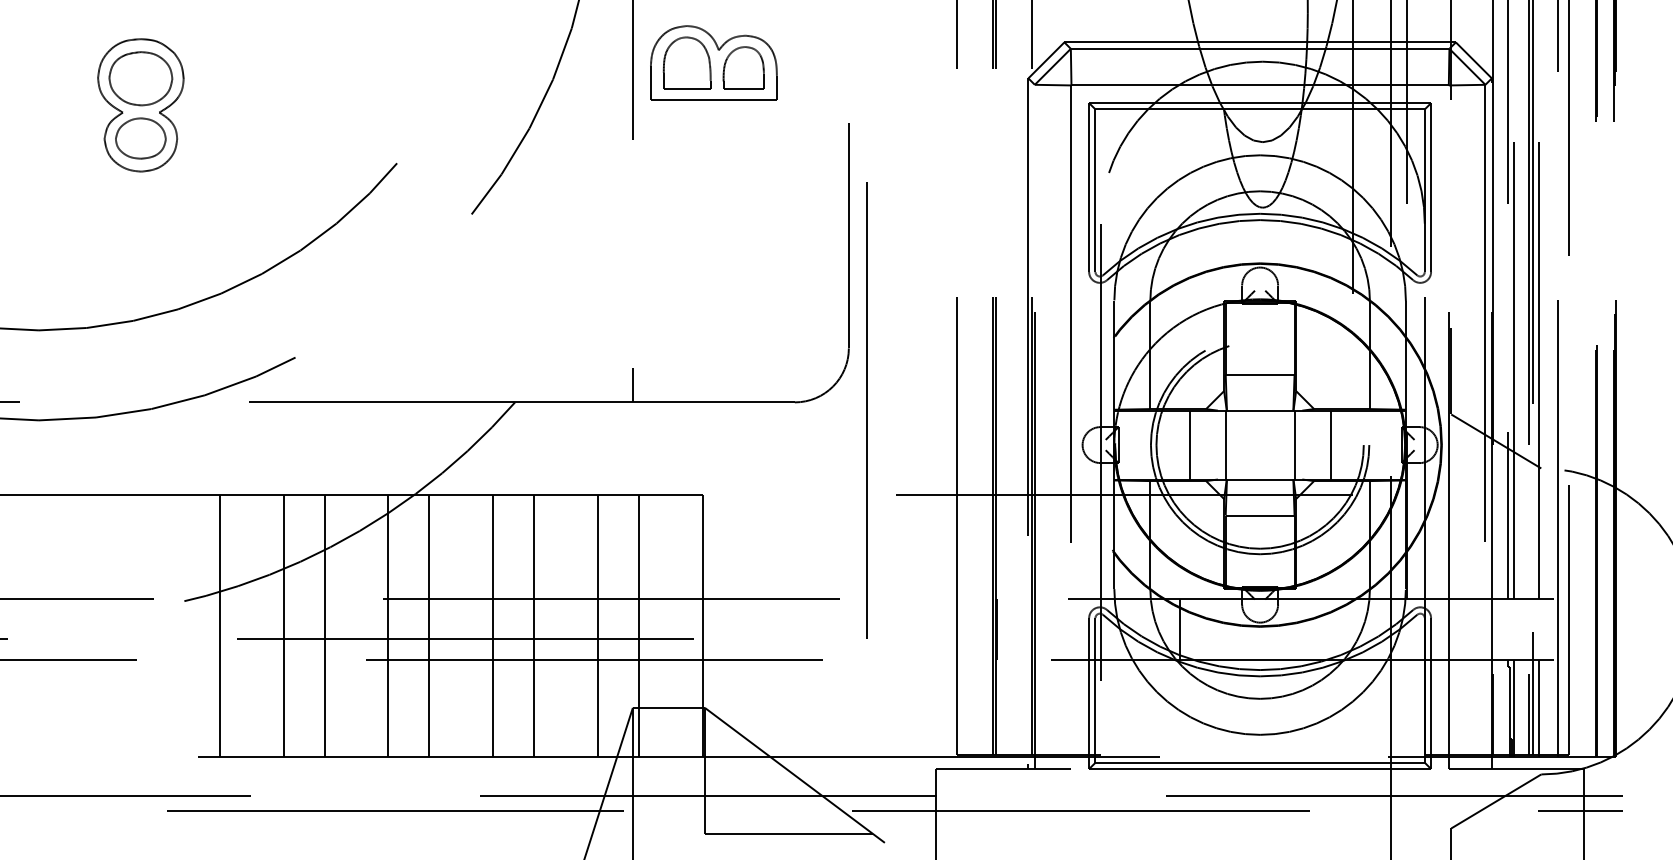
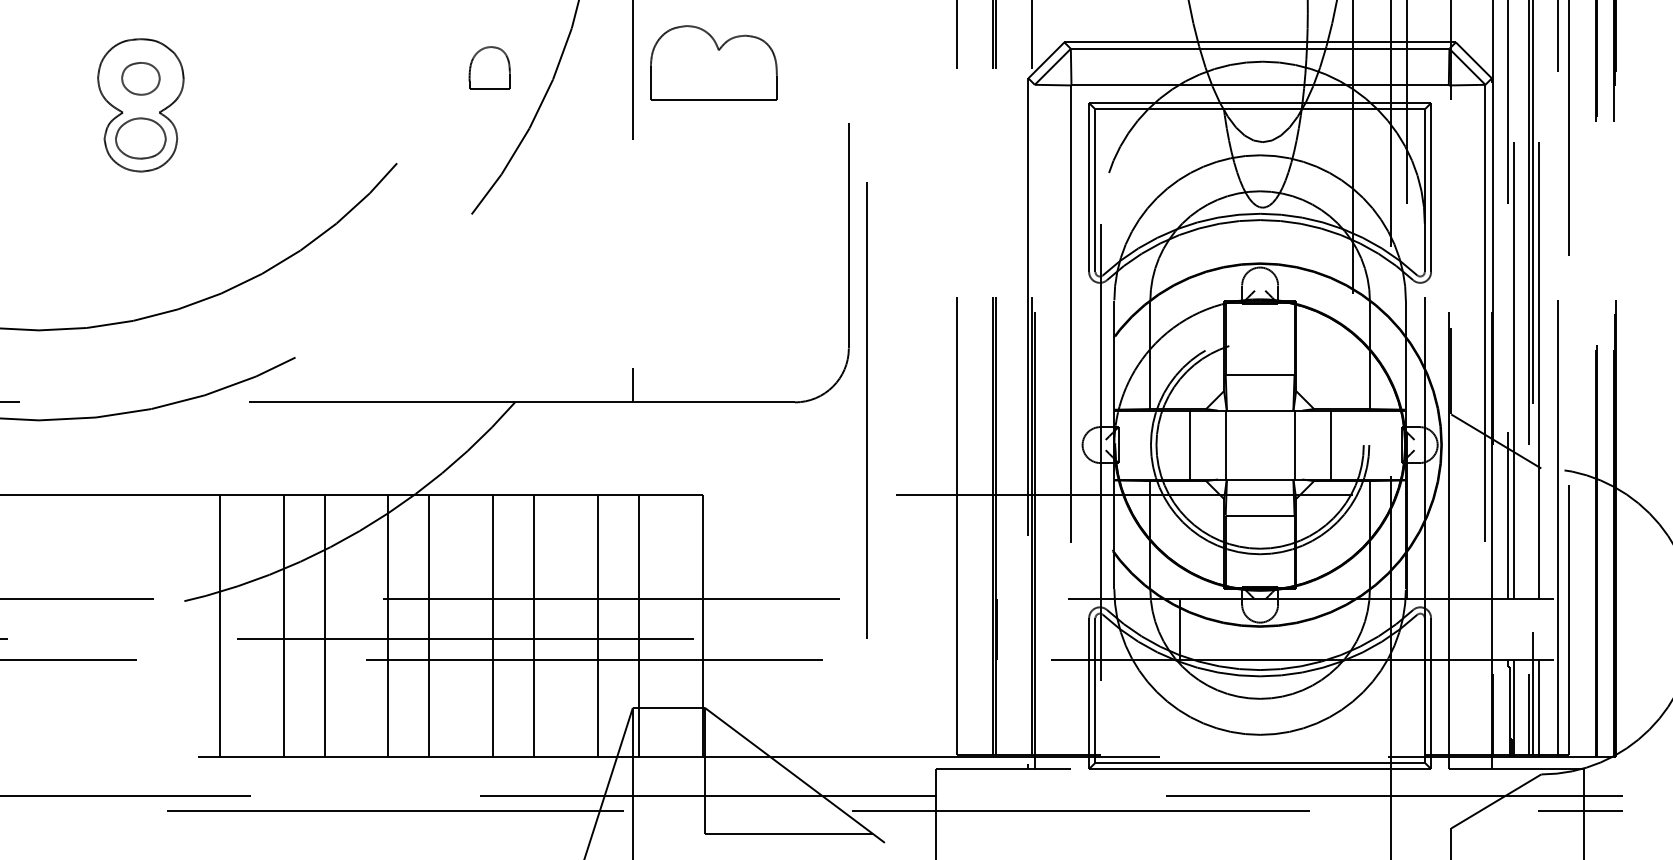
part: present -> none (686, 62)
part position: (743, 67) -> (489, 67) (489, 67)
part size: 66x56 px -> 40x34 px (140, 78)
